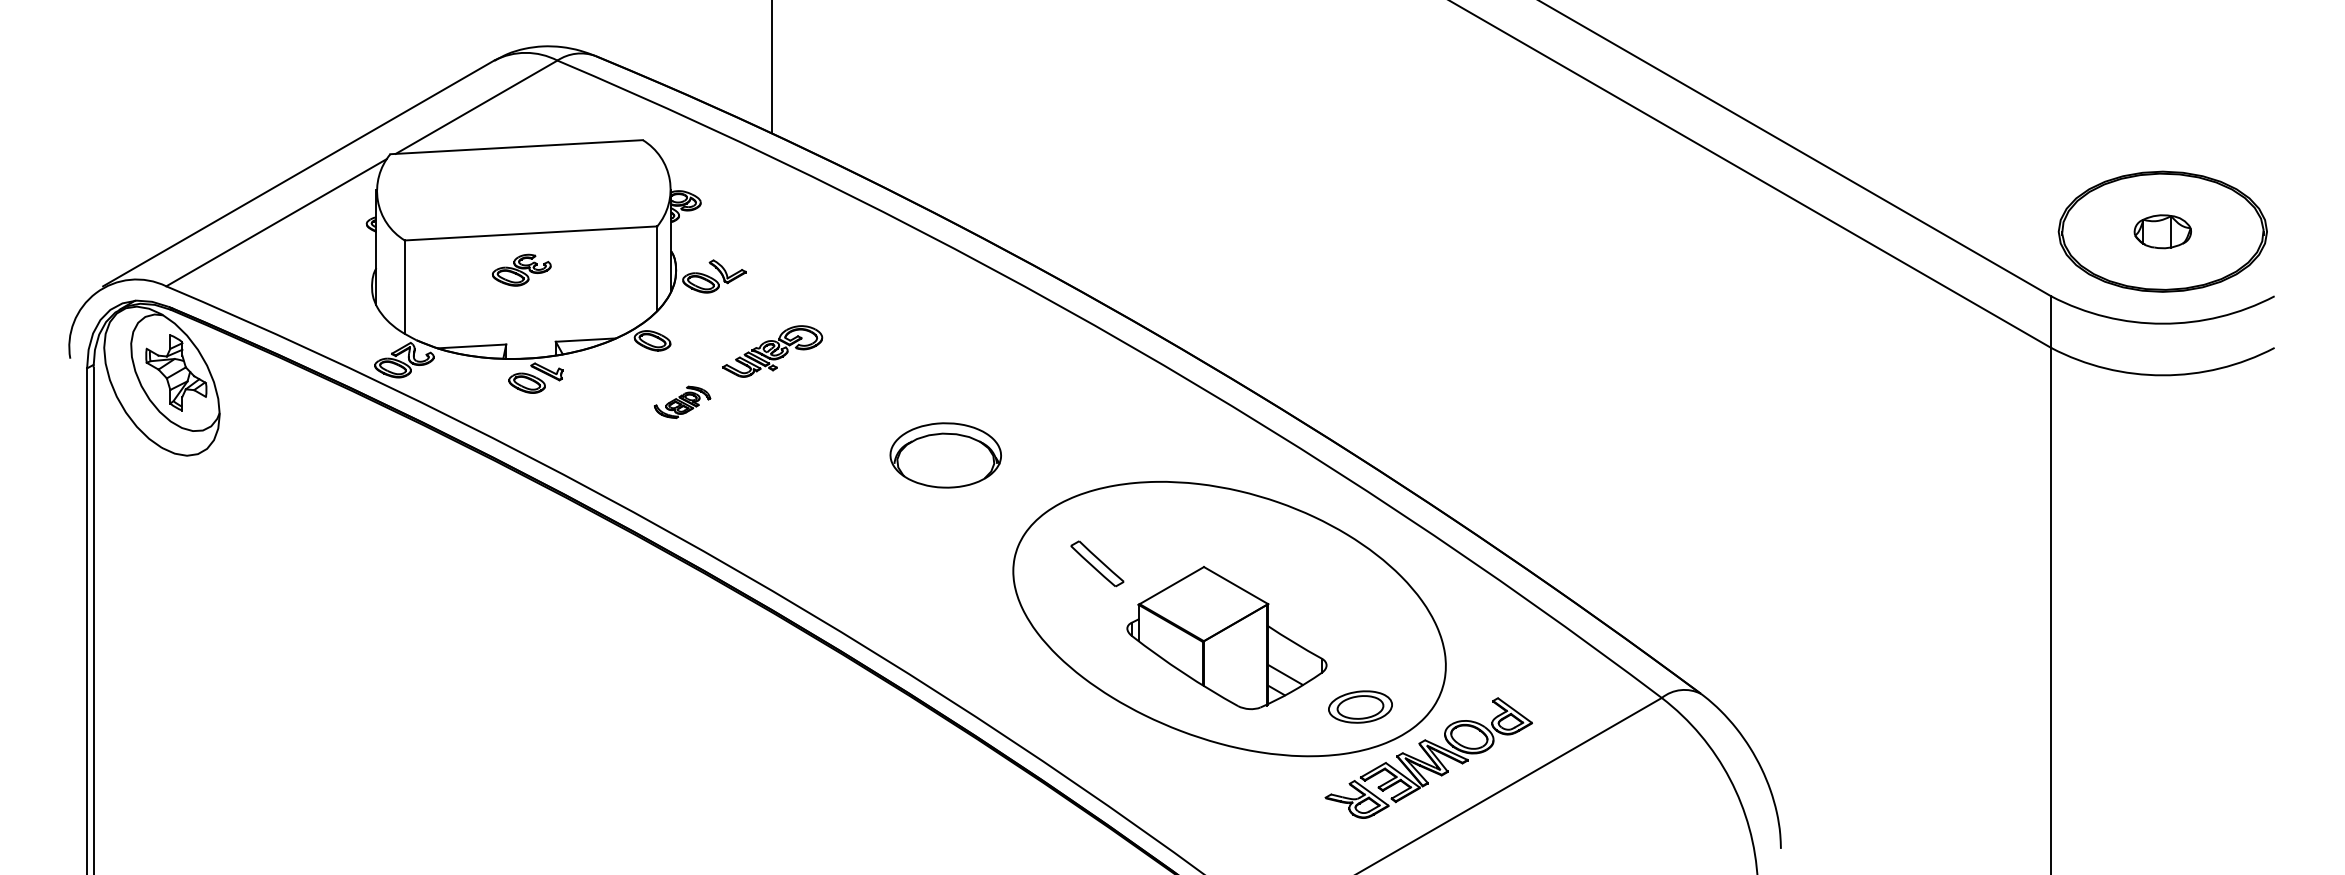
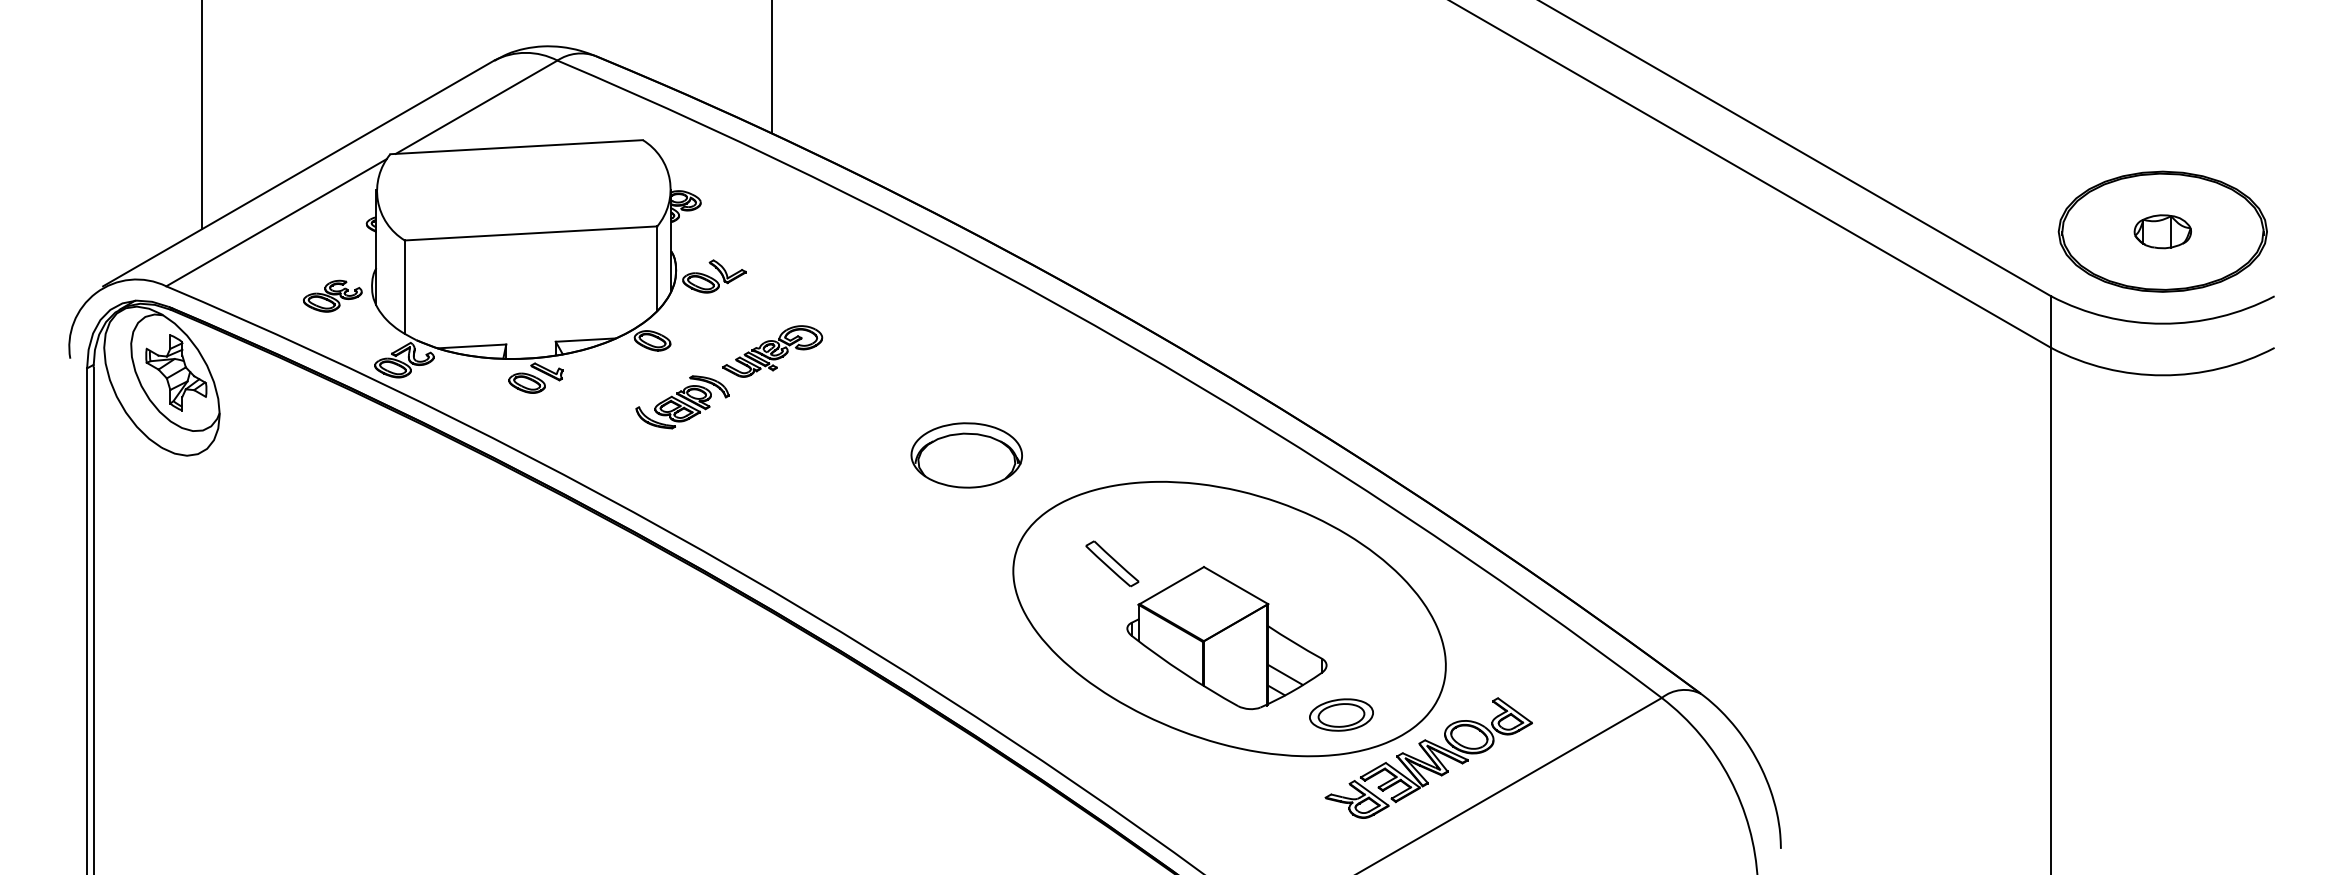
line: none -> present (201, 115)
part position: (521, 269) -> (332, 295) (332, 295)
part size: 58x35 px -> 95x55 px (682, 402)
part position: (945, 455) -> (966, 455) (966, 455)
part position: (1097, 563) -> (1112, 563) (1112, 563)
part position: (1360, 706) -> (1341, 714) (1341, 714)
